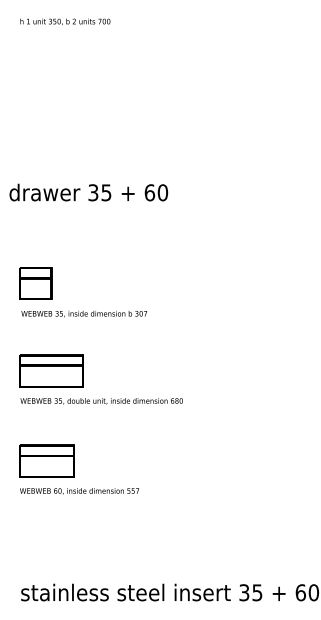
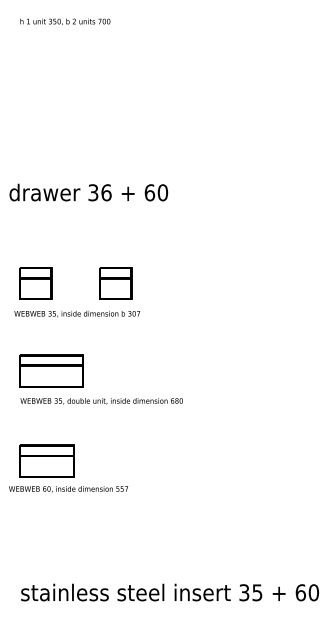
text: 35 -> 36 (106, 192)
part: none -> present (115, 283)
text position: (83, 313) -> (76, 313) (76, 313)
text position: (79, 491) -> (68, 489) (68, 489)
